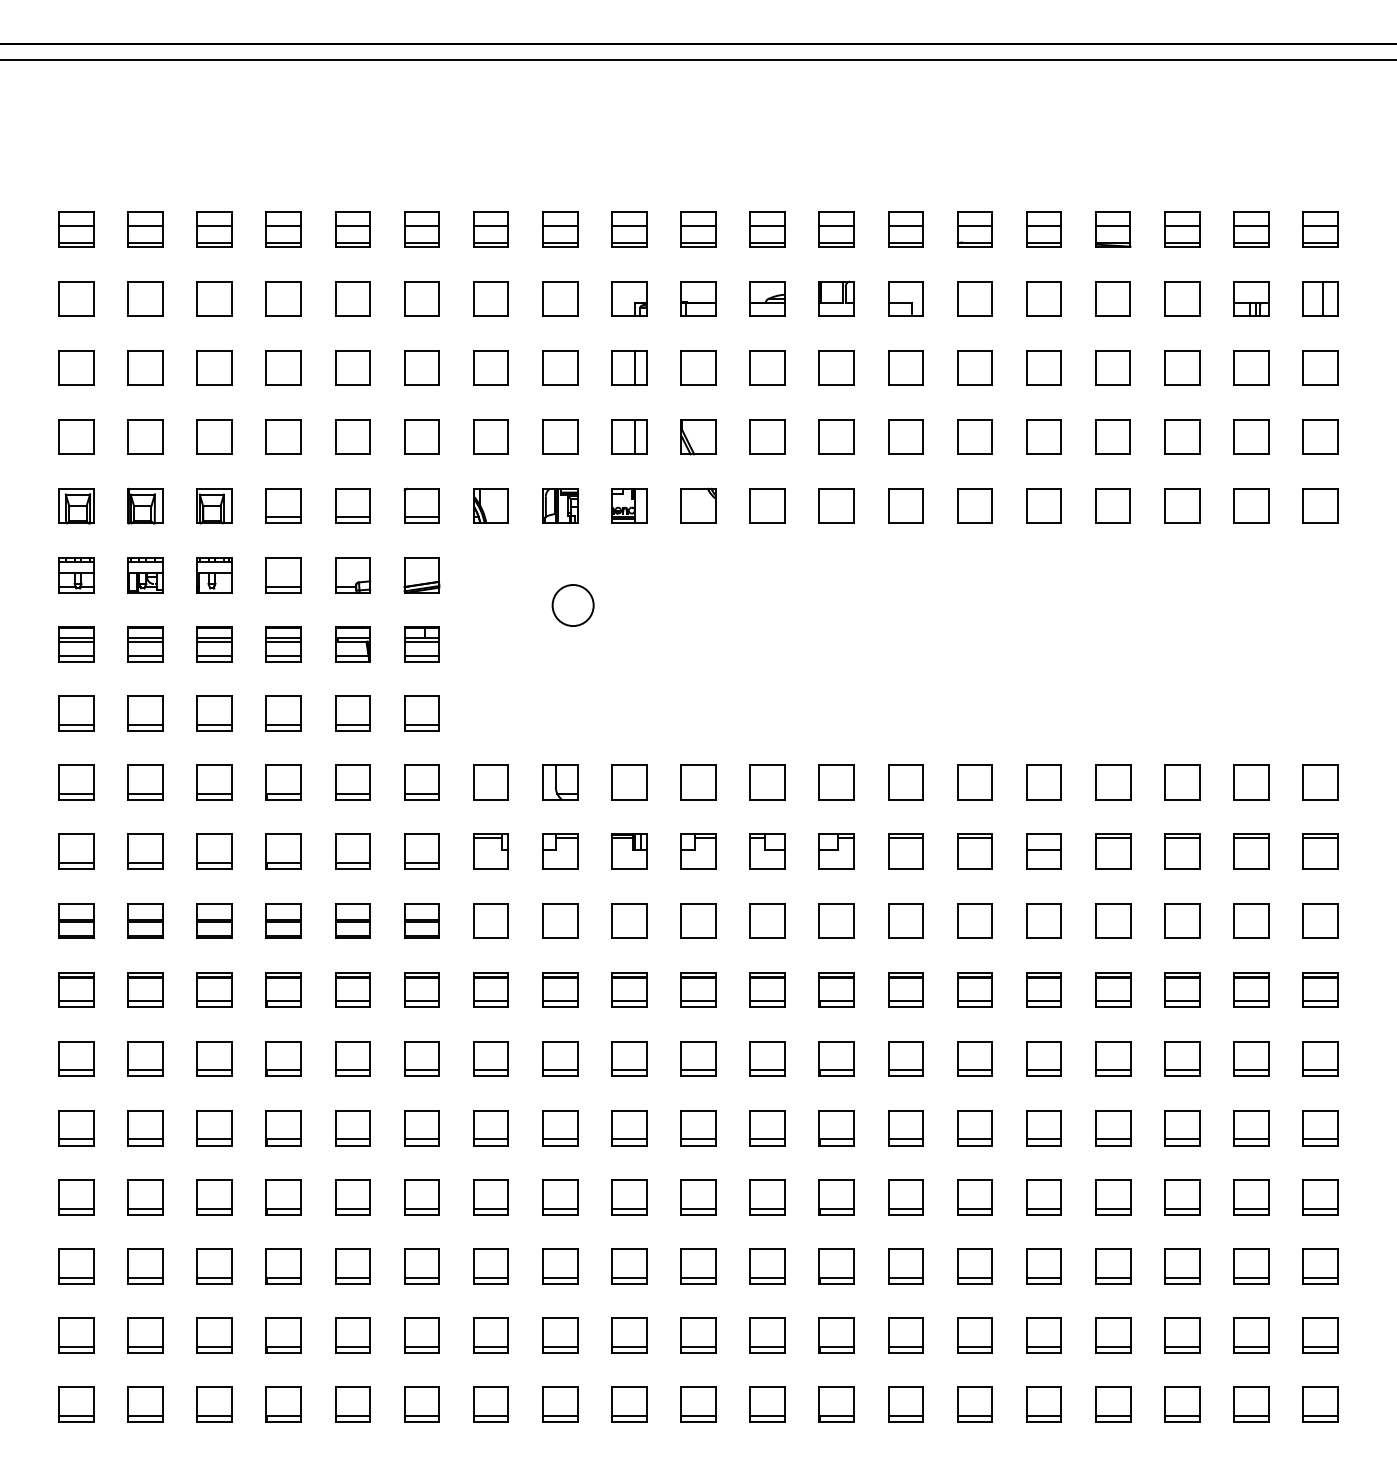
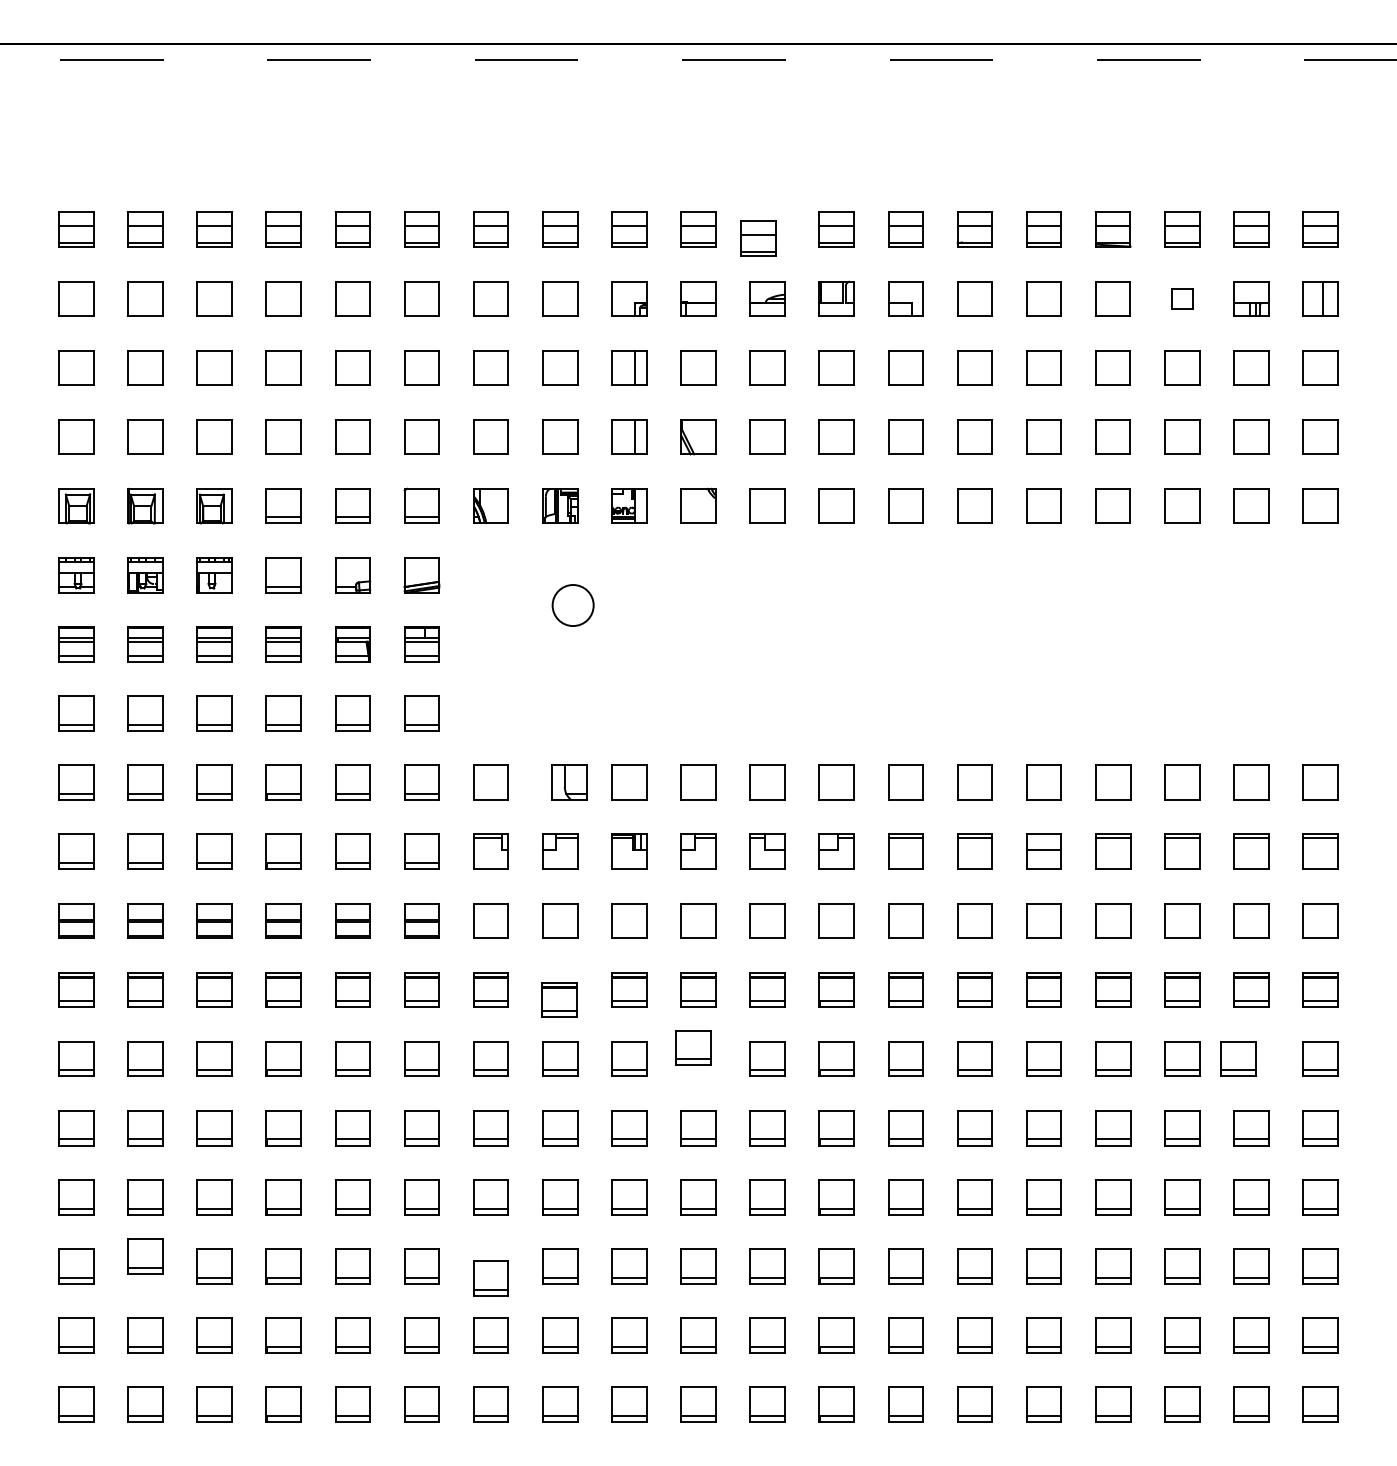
line: solid -> dashed (698, 60)
part position: (767, 229) -> (758, 238) (758, 238)
part size: 37x36 px -> 23x22 px (1182, 298)
part position: (560, 782) -> (569, 782) (569, 782)
part position: (560, 989) -> (559, 999) (559, 999)
part position: (698, 1058) -> (693, 1047) (693, 1047)
part position: (1251, 1058) -> (1238, 1058) (1238, 1058)
part position: (145, 1266) -> (145, 1256) (145, 1256)
part position: (490, 1266) -> (490, 1278) (490, 1278)
